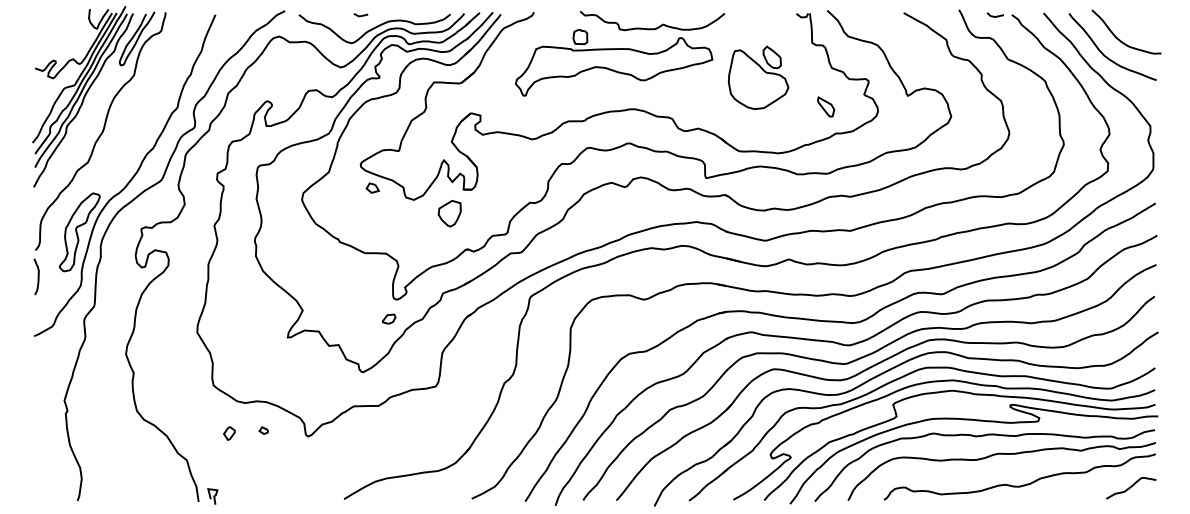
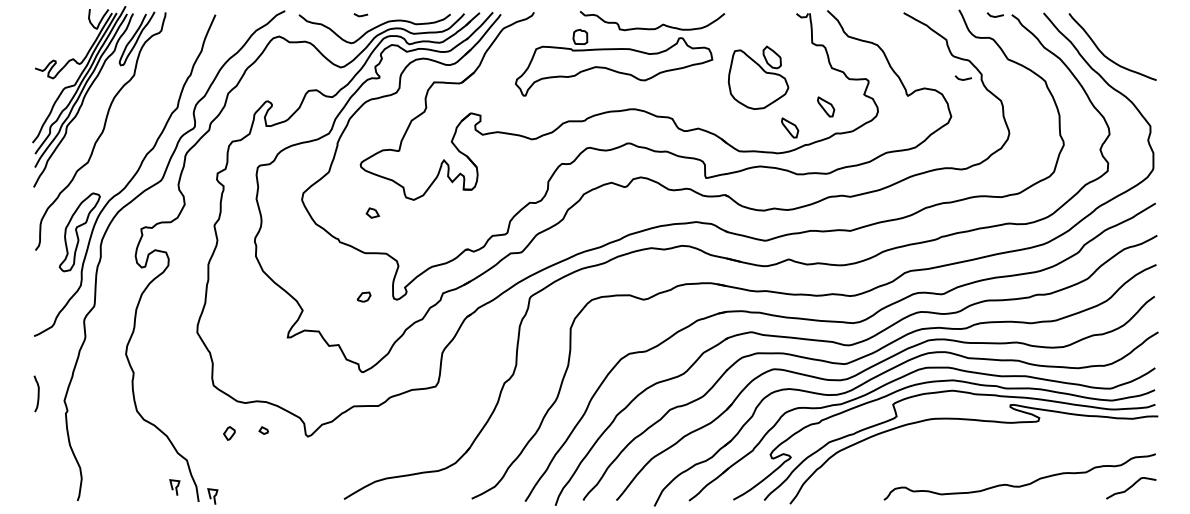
curve: present -> none (1120, 39)
curve: none -> present (961, 78)
part: none -> present (790, 127)
part position: (372, 187) -> (372, 212) (372, 212)
part: present -> none (449, 213)
curve position: (37, 276) -> (37, 393) (37, 393)
part position: (388, 318) -> (363, 296) (363, 296)
part: present -> none (984, 465)
curve: none -> present (175, 487)
